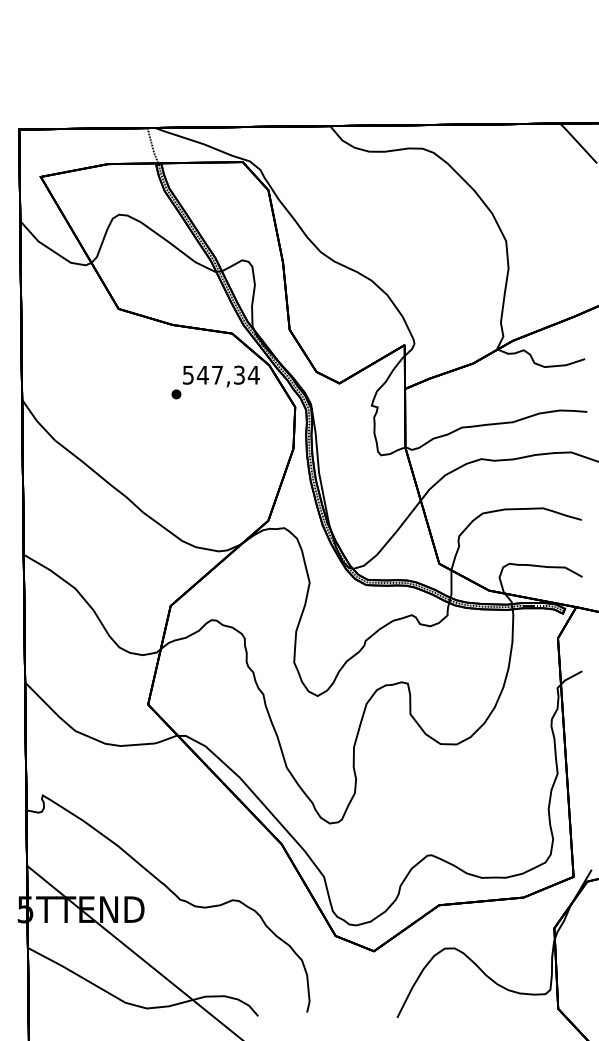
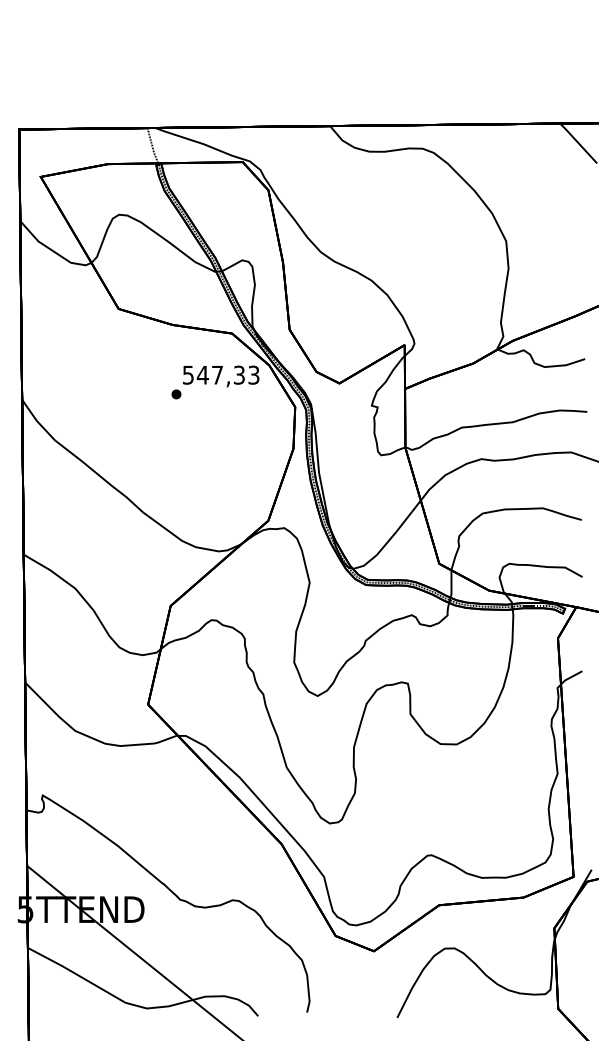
text: 547,34 -> 547,33 (253, 374)
